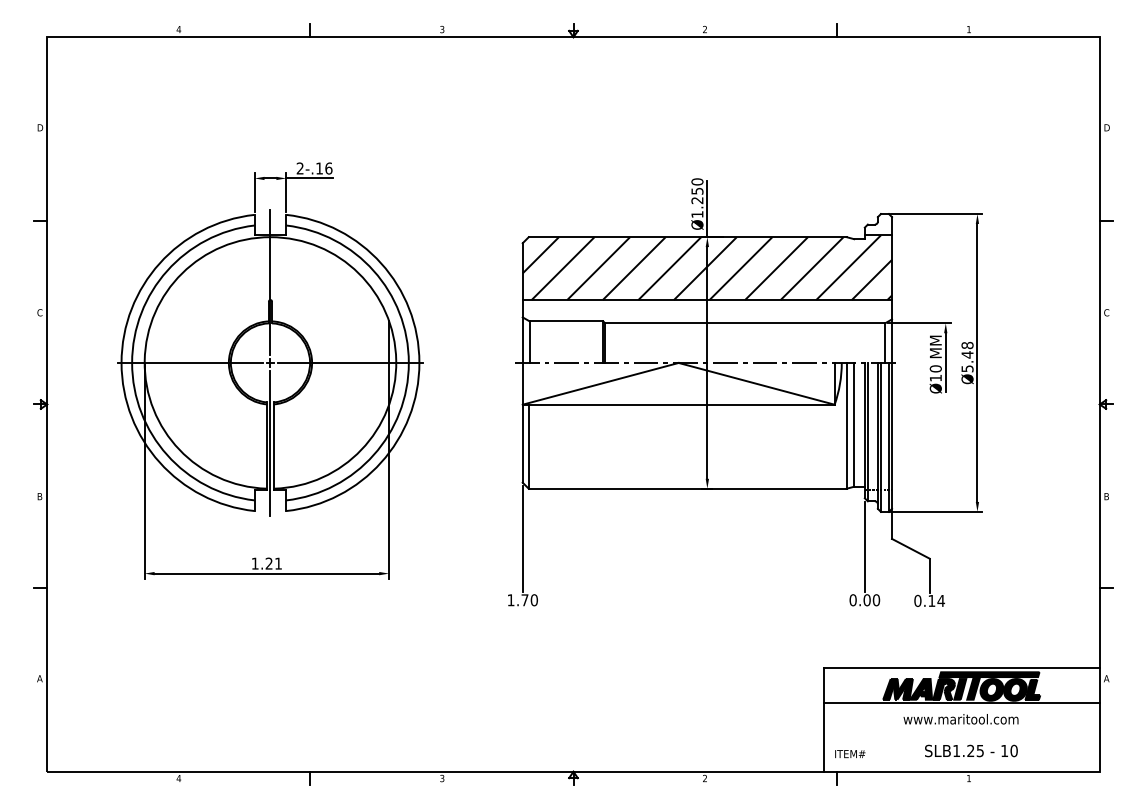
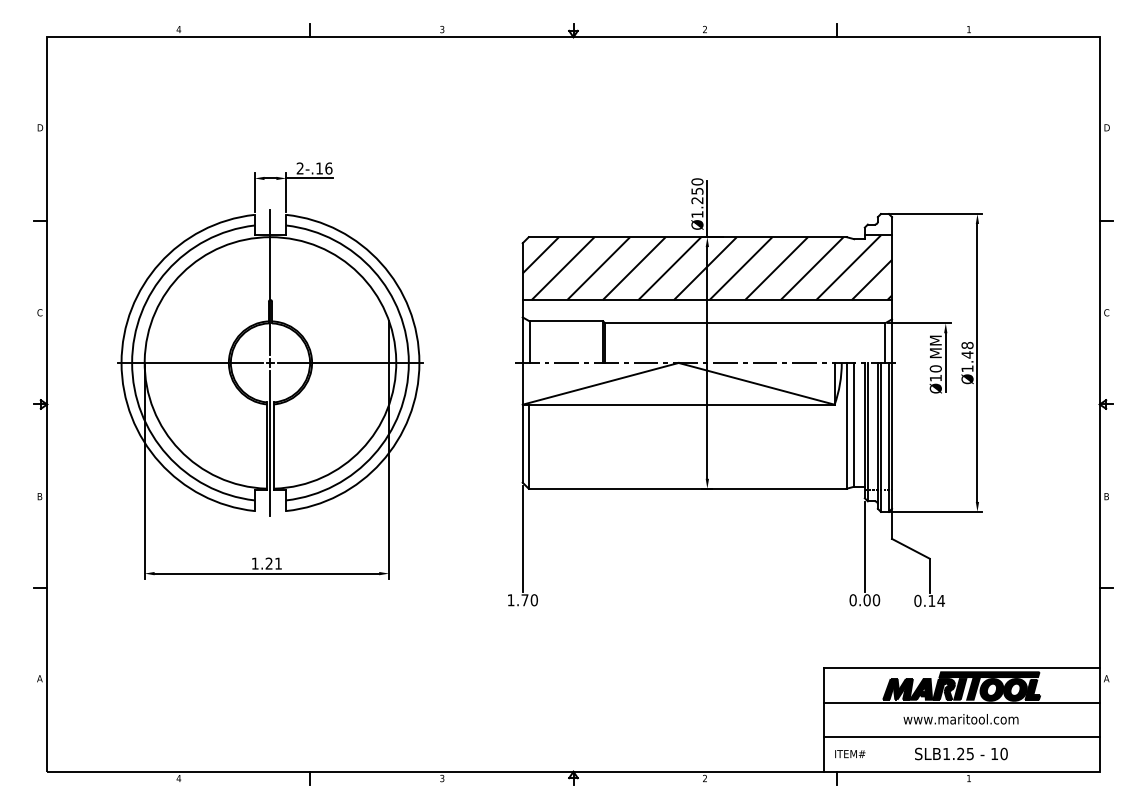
text: Ø5.48 -> Ø1.48 (967, 368)
line: none -> present (961, 737)
text position: (971, 750) -> (961, 753) (961, 753)
